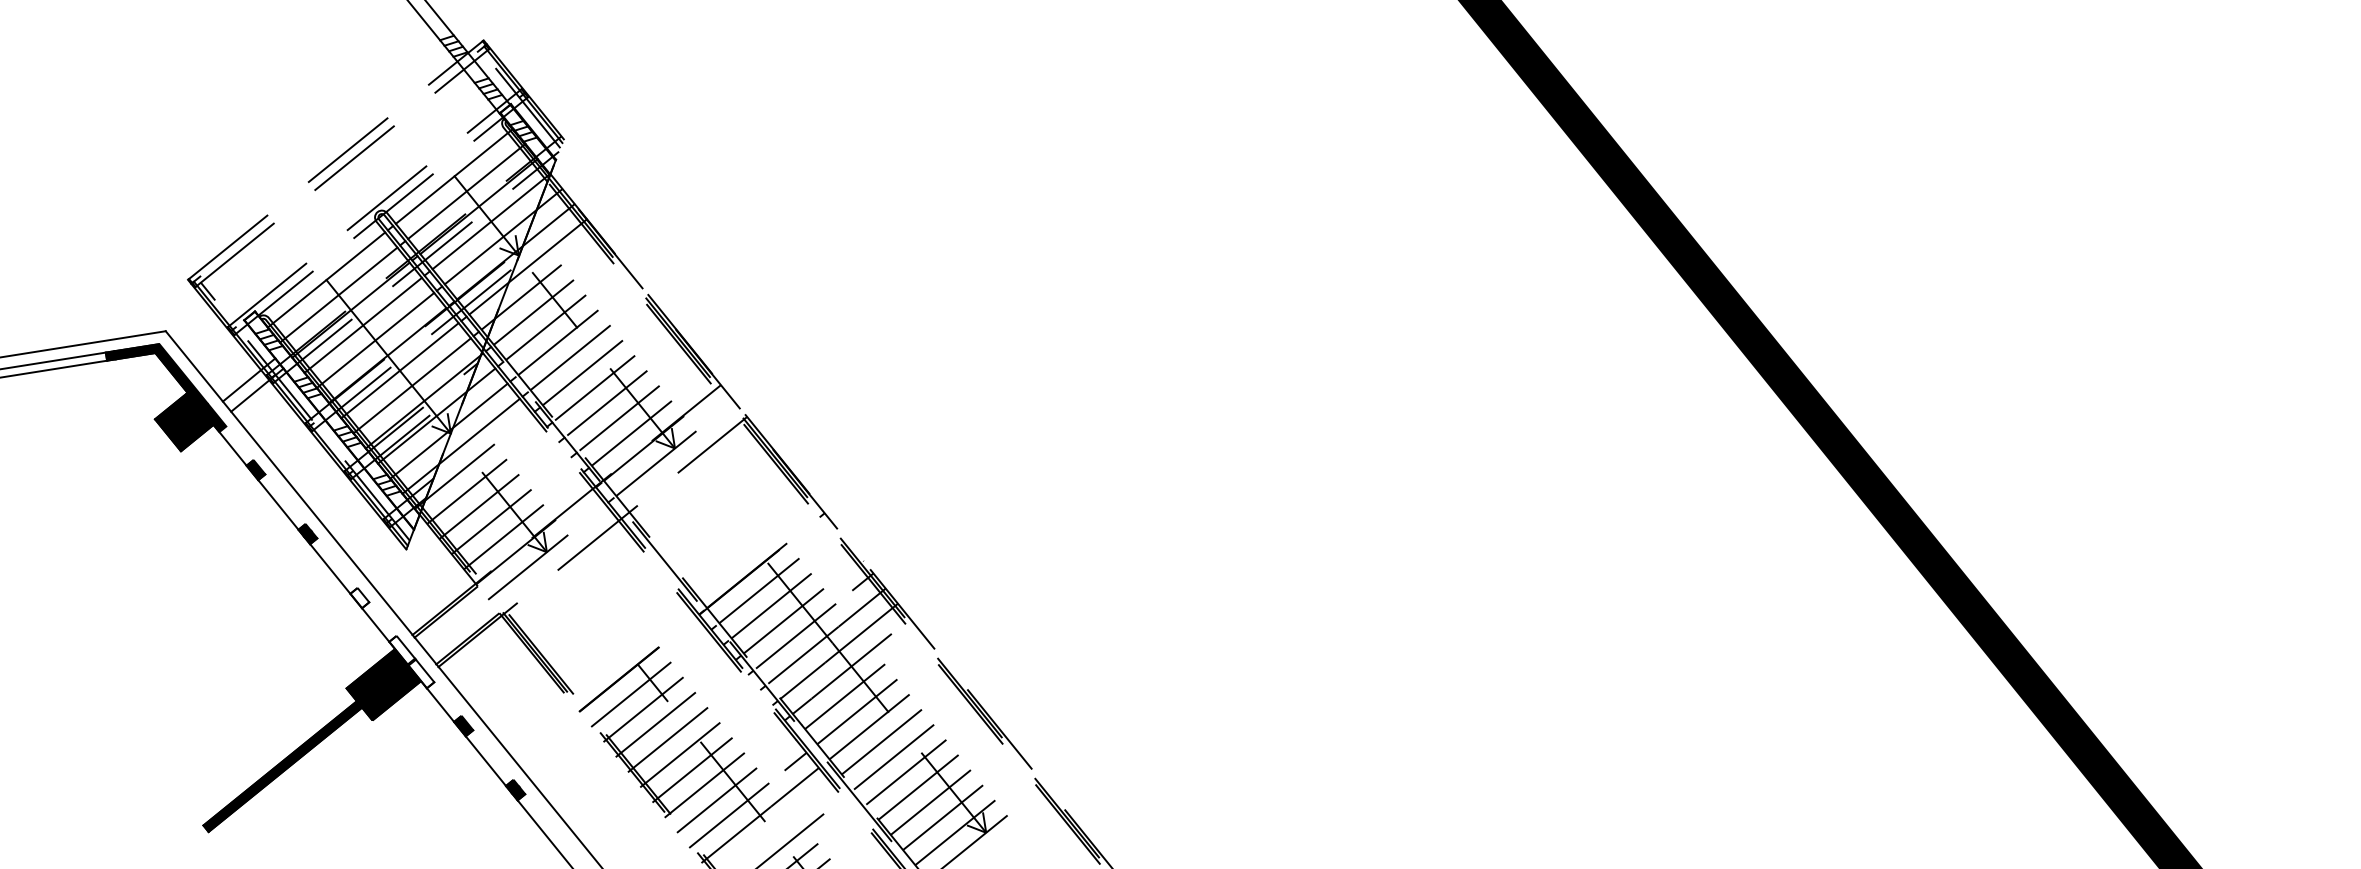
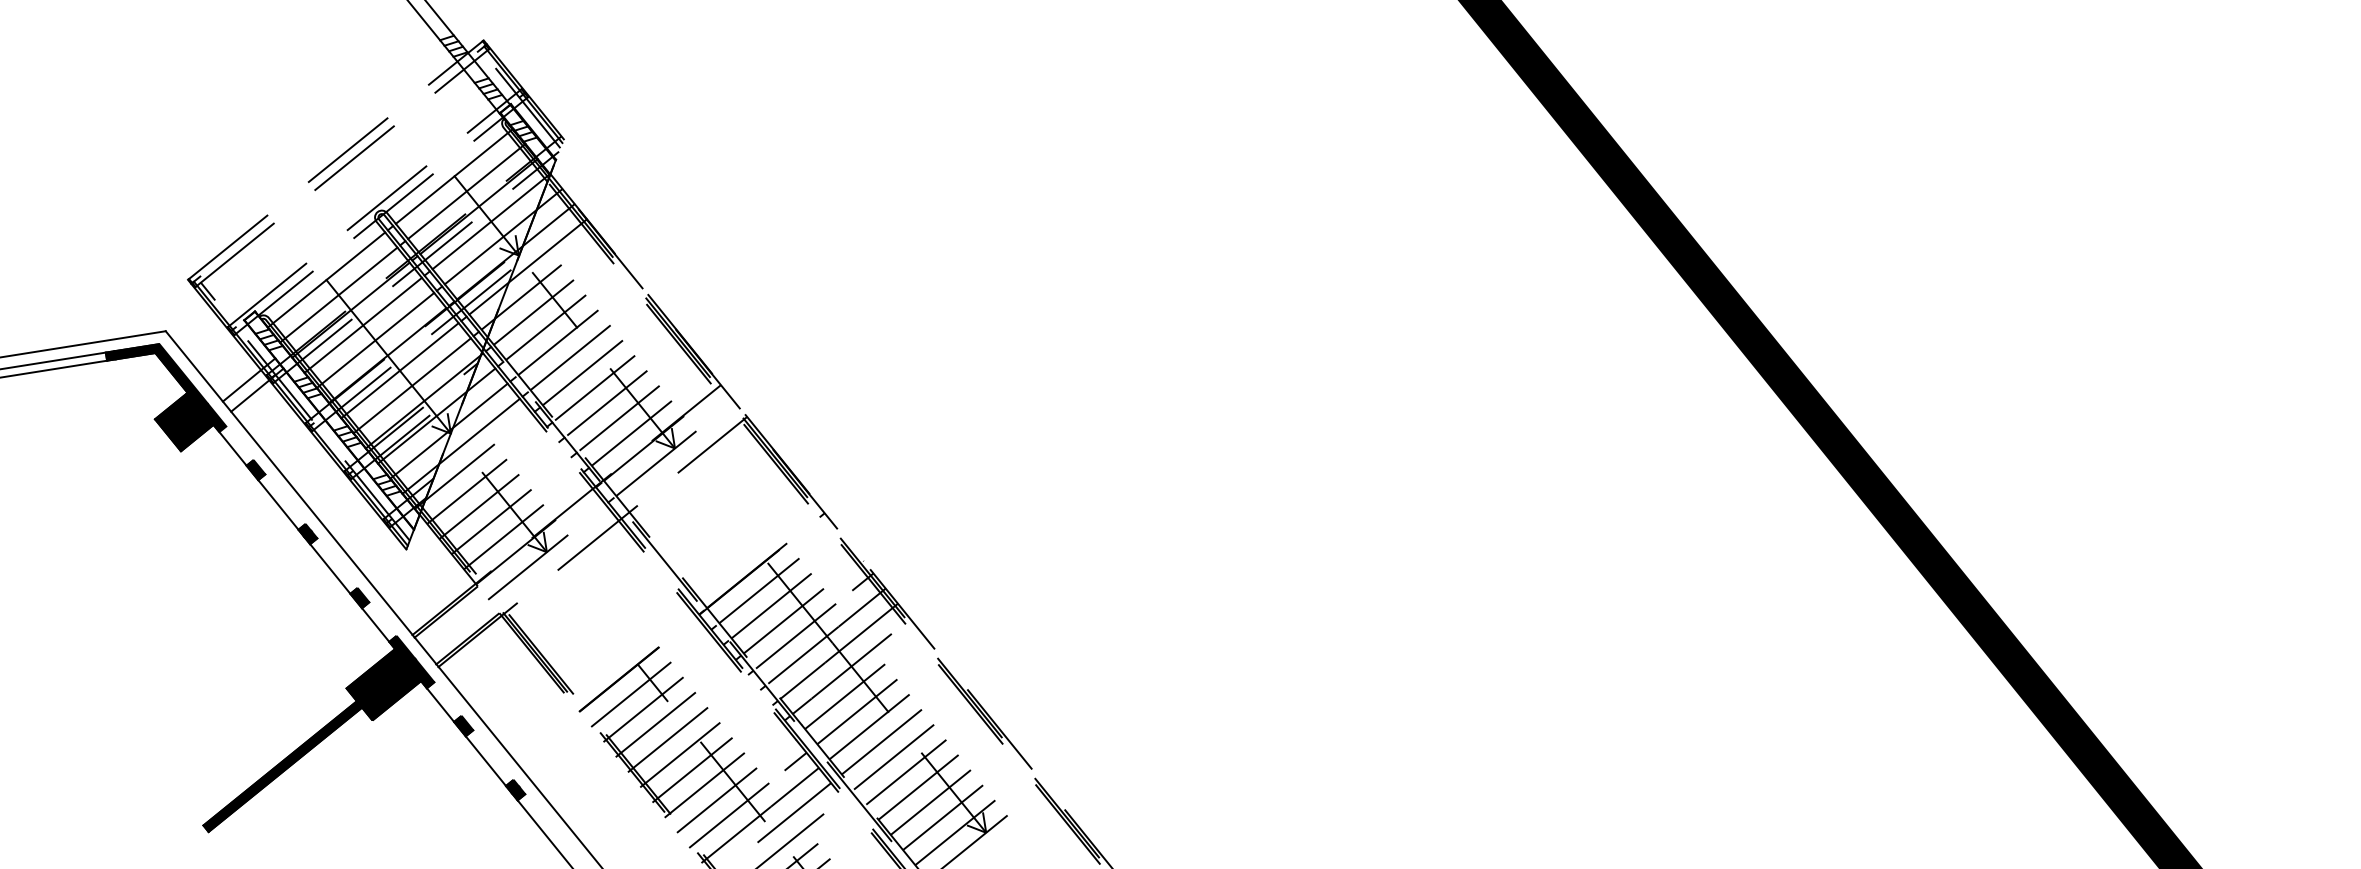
fill: none -> present (359, 597)
fill: none -> present (411, 661)
line: none -> present (794, 812)
